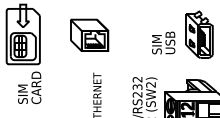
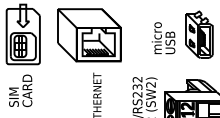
part size: 40x34 px -> 65x55 px (89, 35)
text: SIM -> micro (156, 38)
text position: (29, 87) -> (20, 90) (20, 90)
